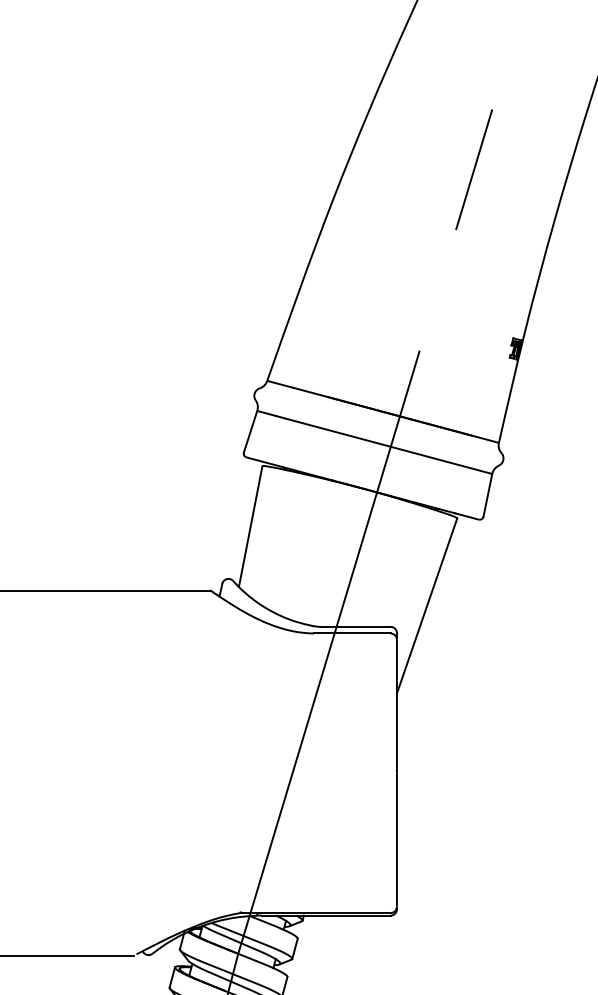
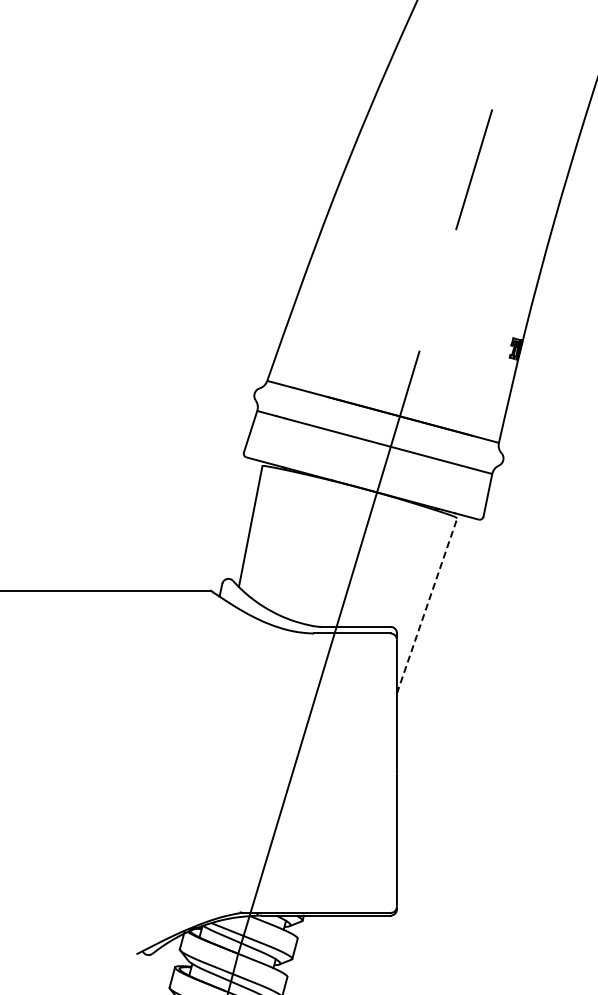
line: solid -> dashed (427, 605)
line: present -> none (68, 955)
